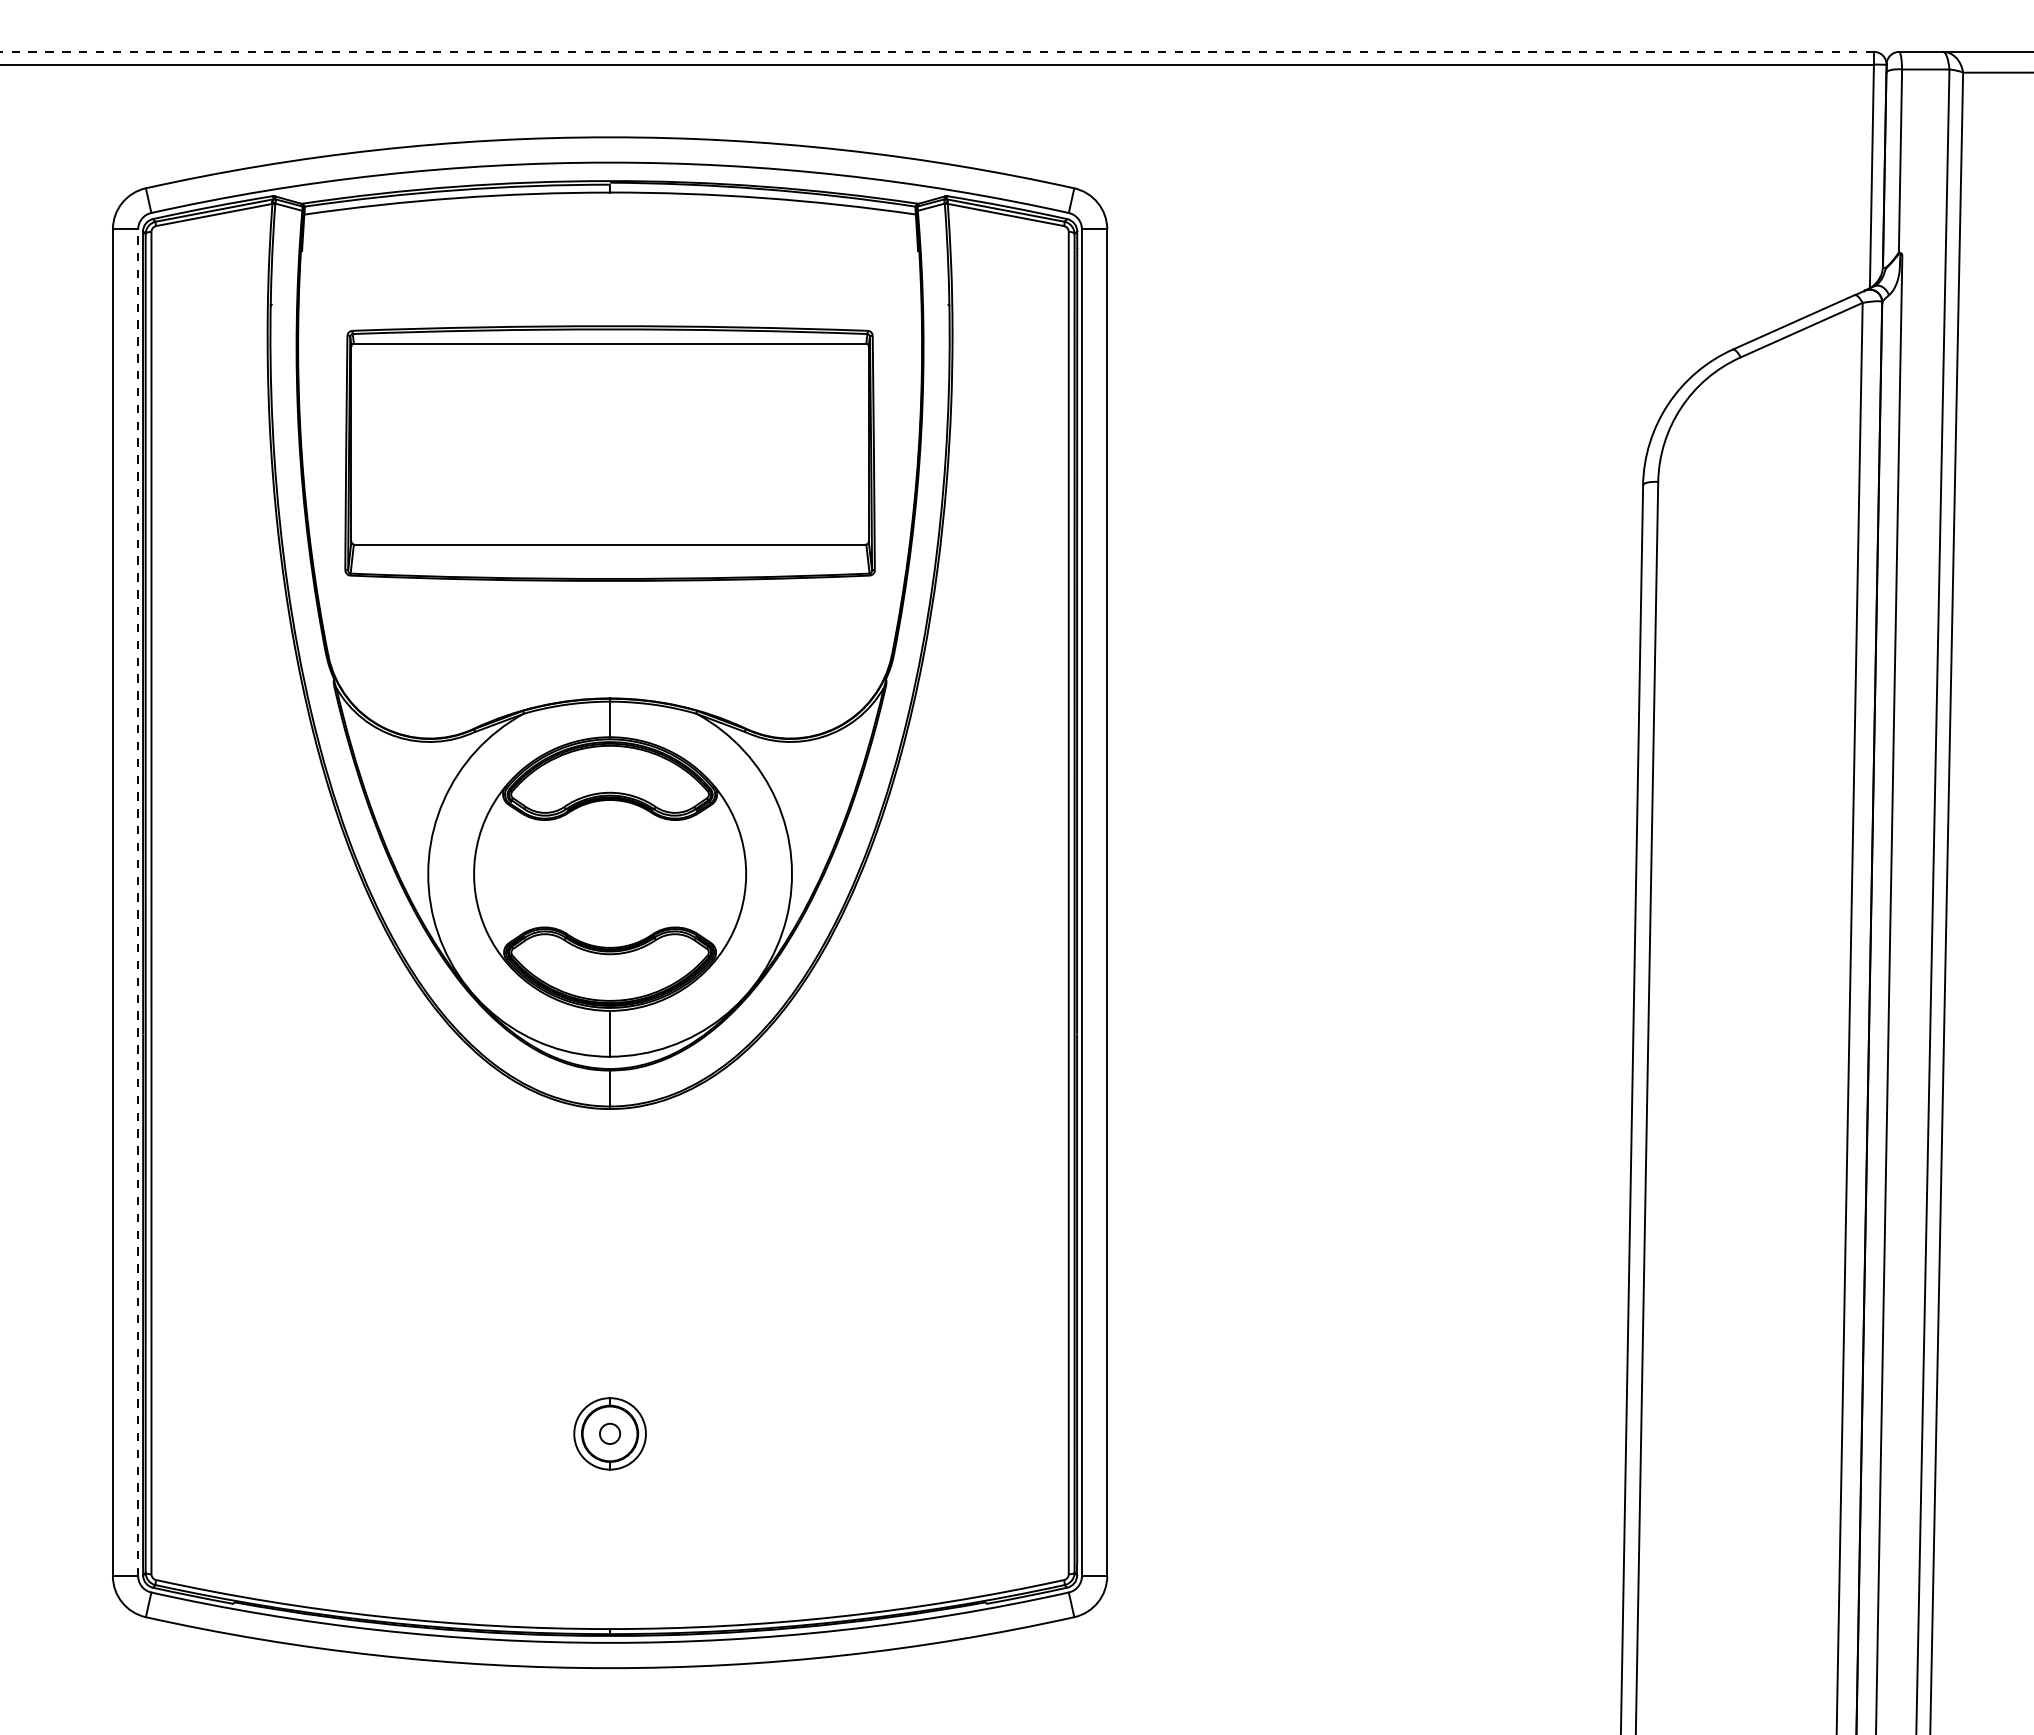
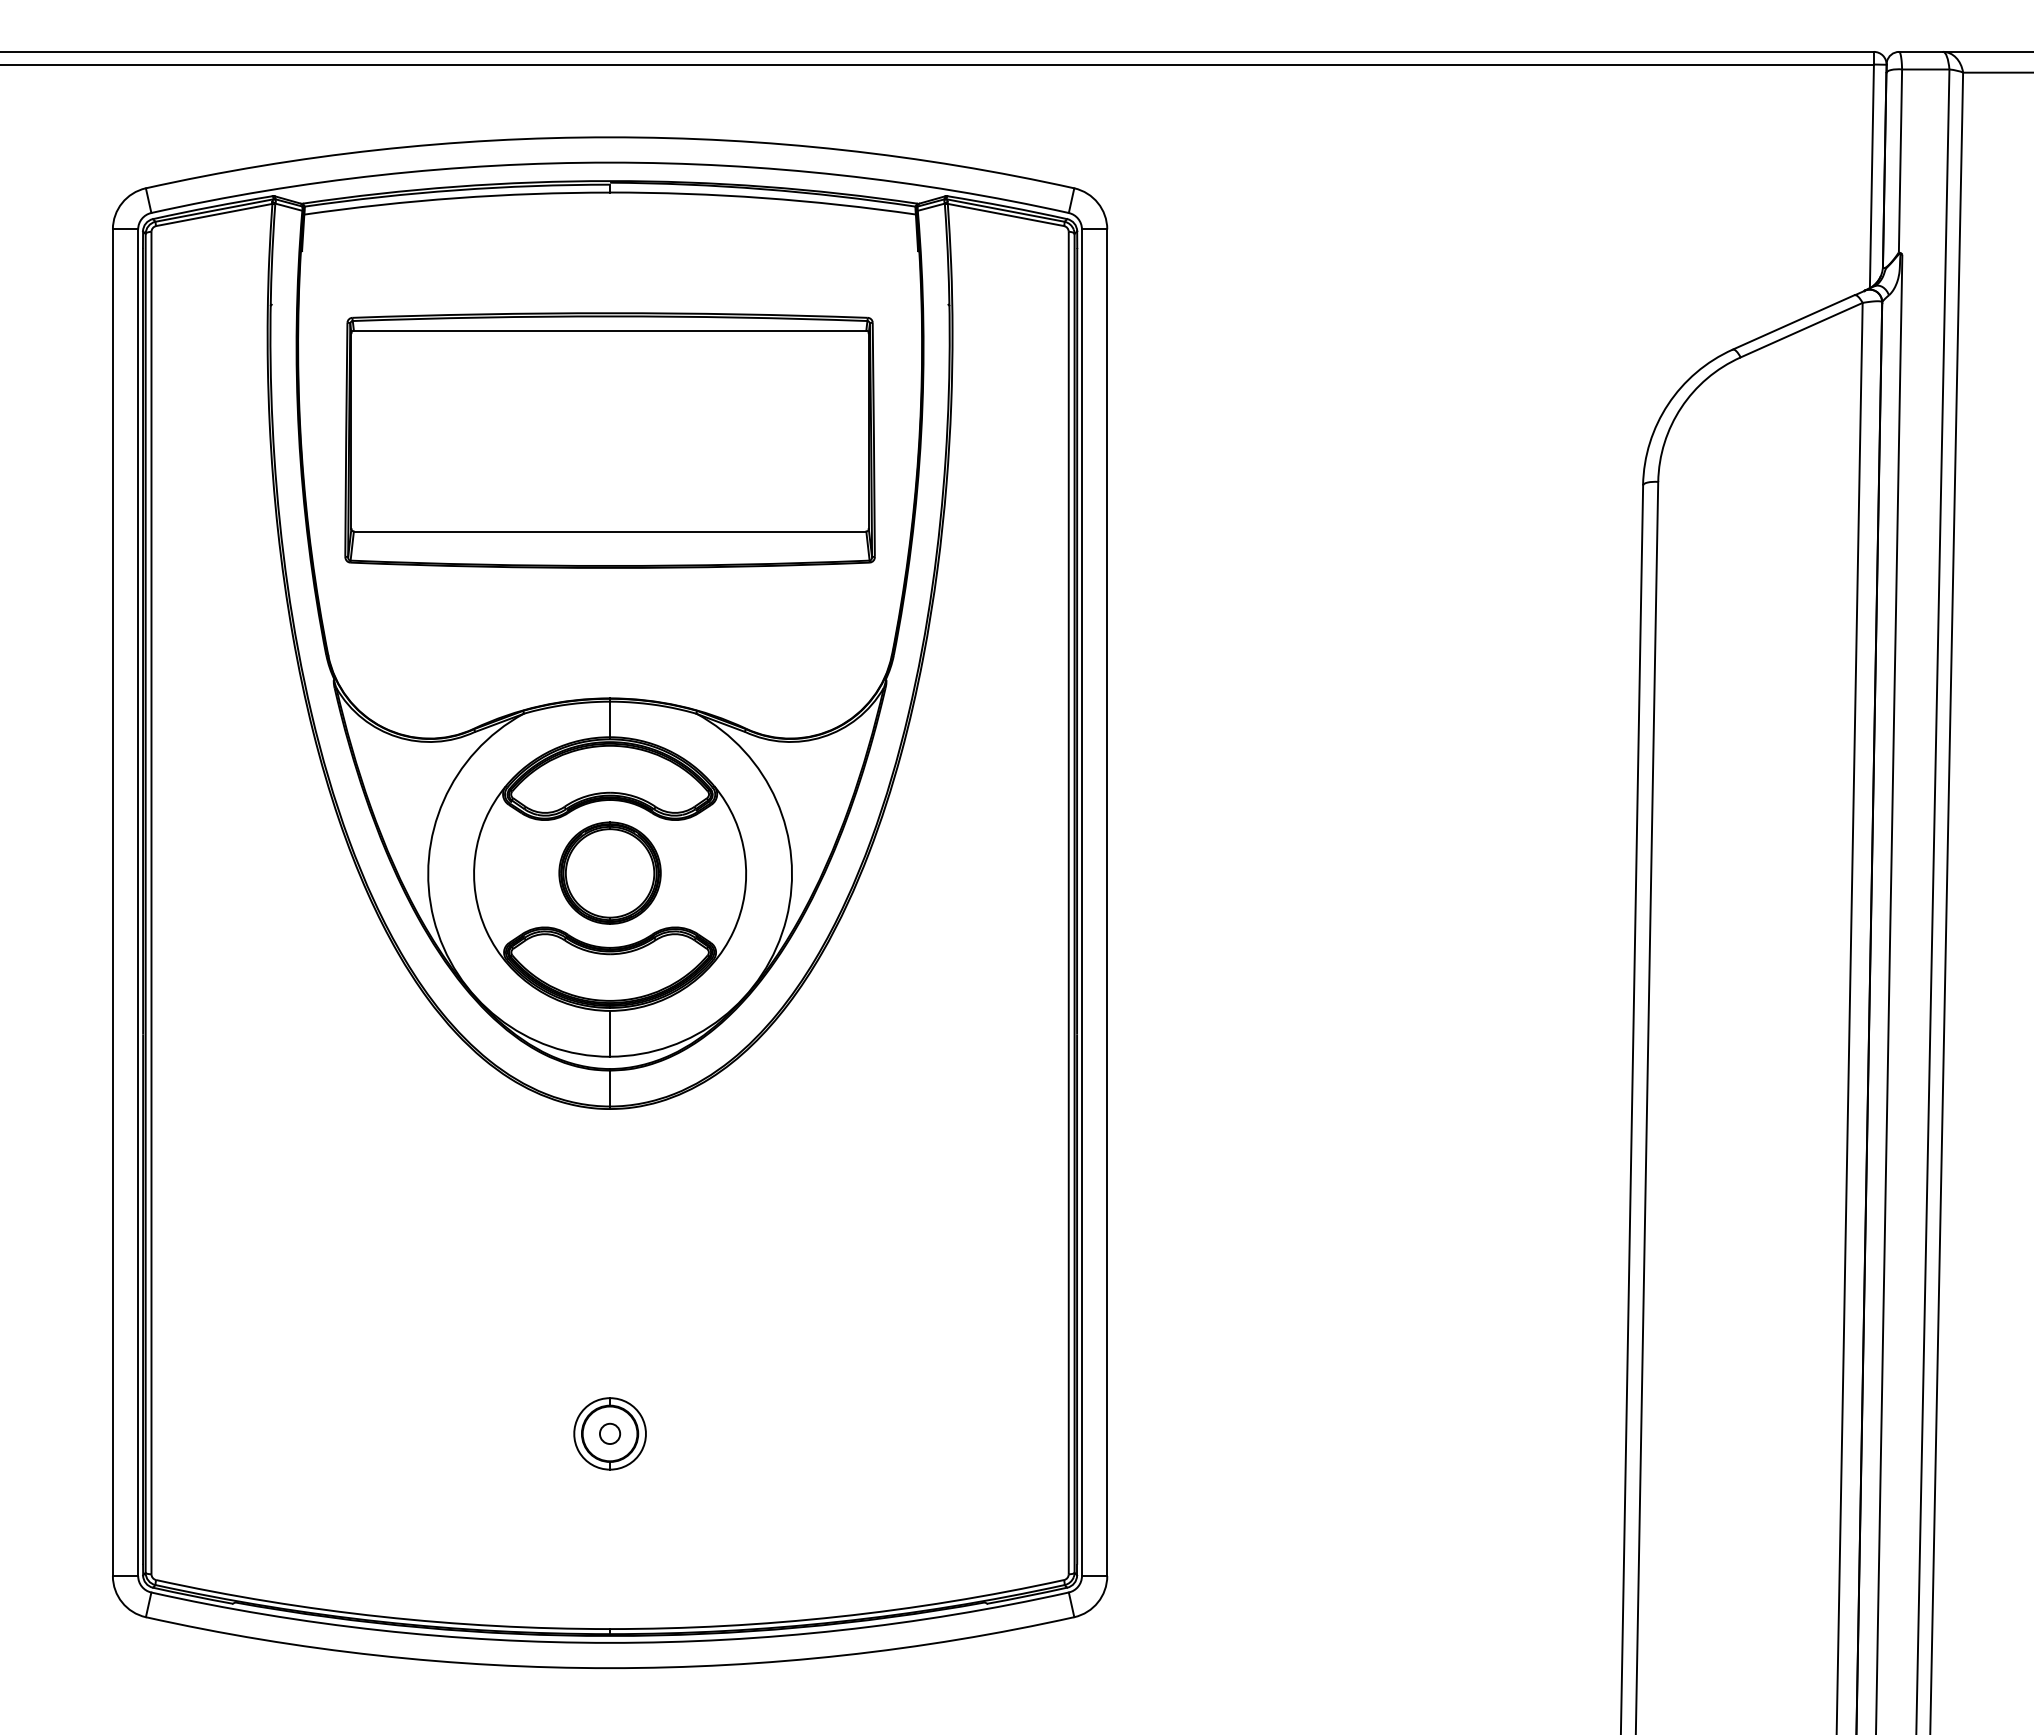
line: dashed -> solid (937, 51)
part position: (609, 453) -> (609, 440) (609, 440)
part: none -> present (609, 872)
line: dashed -> solid (138, 902)
